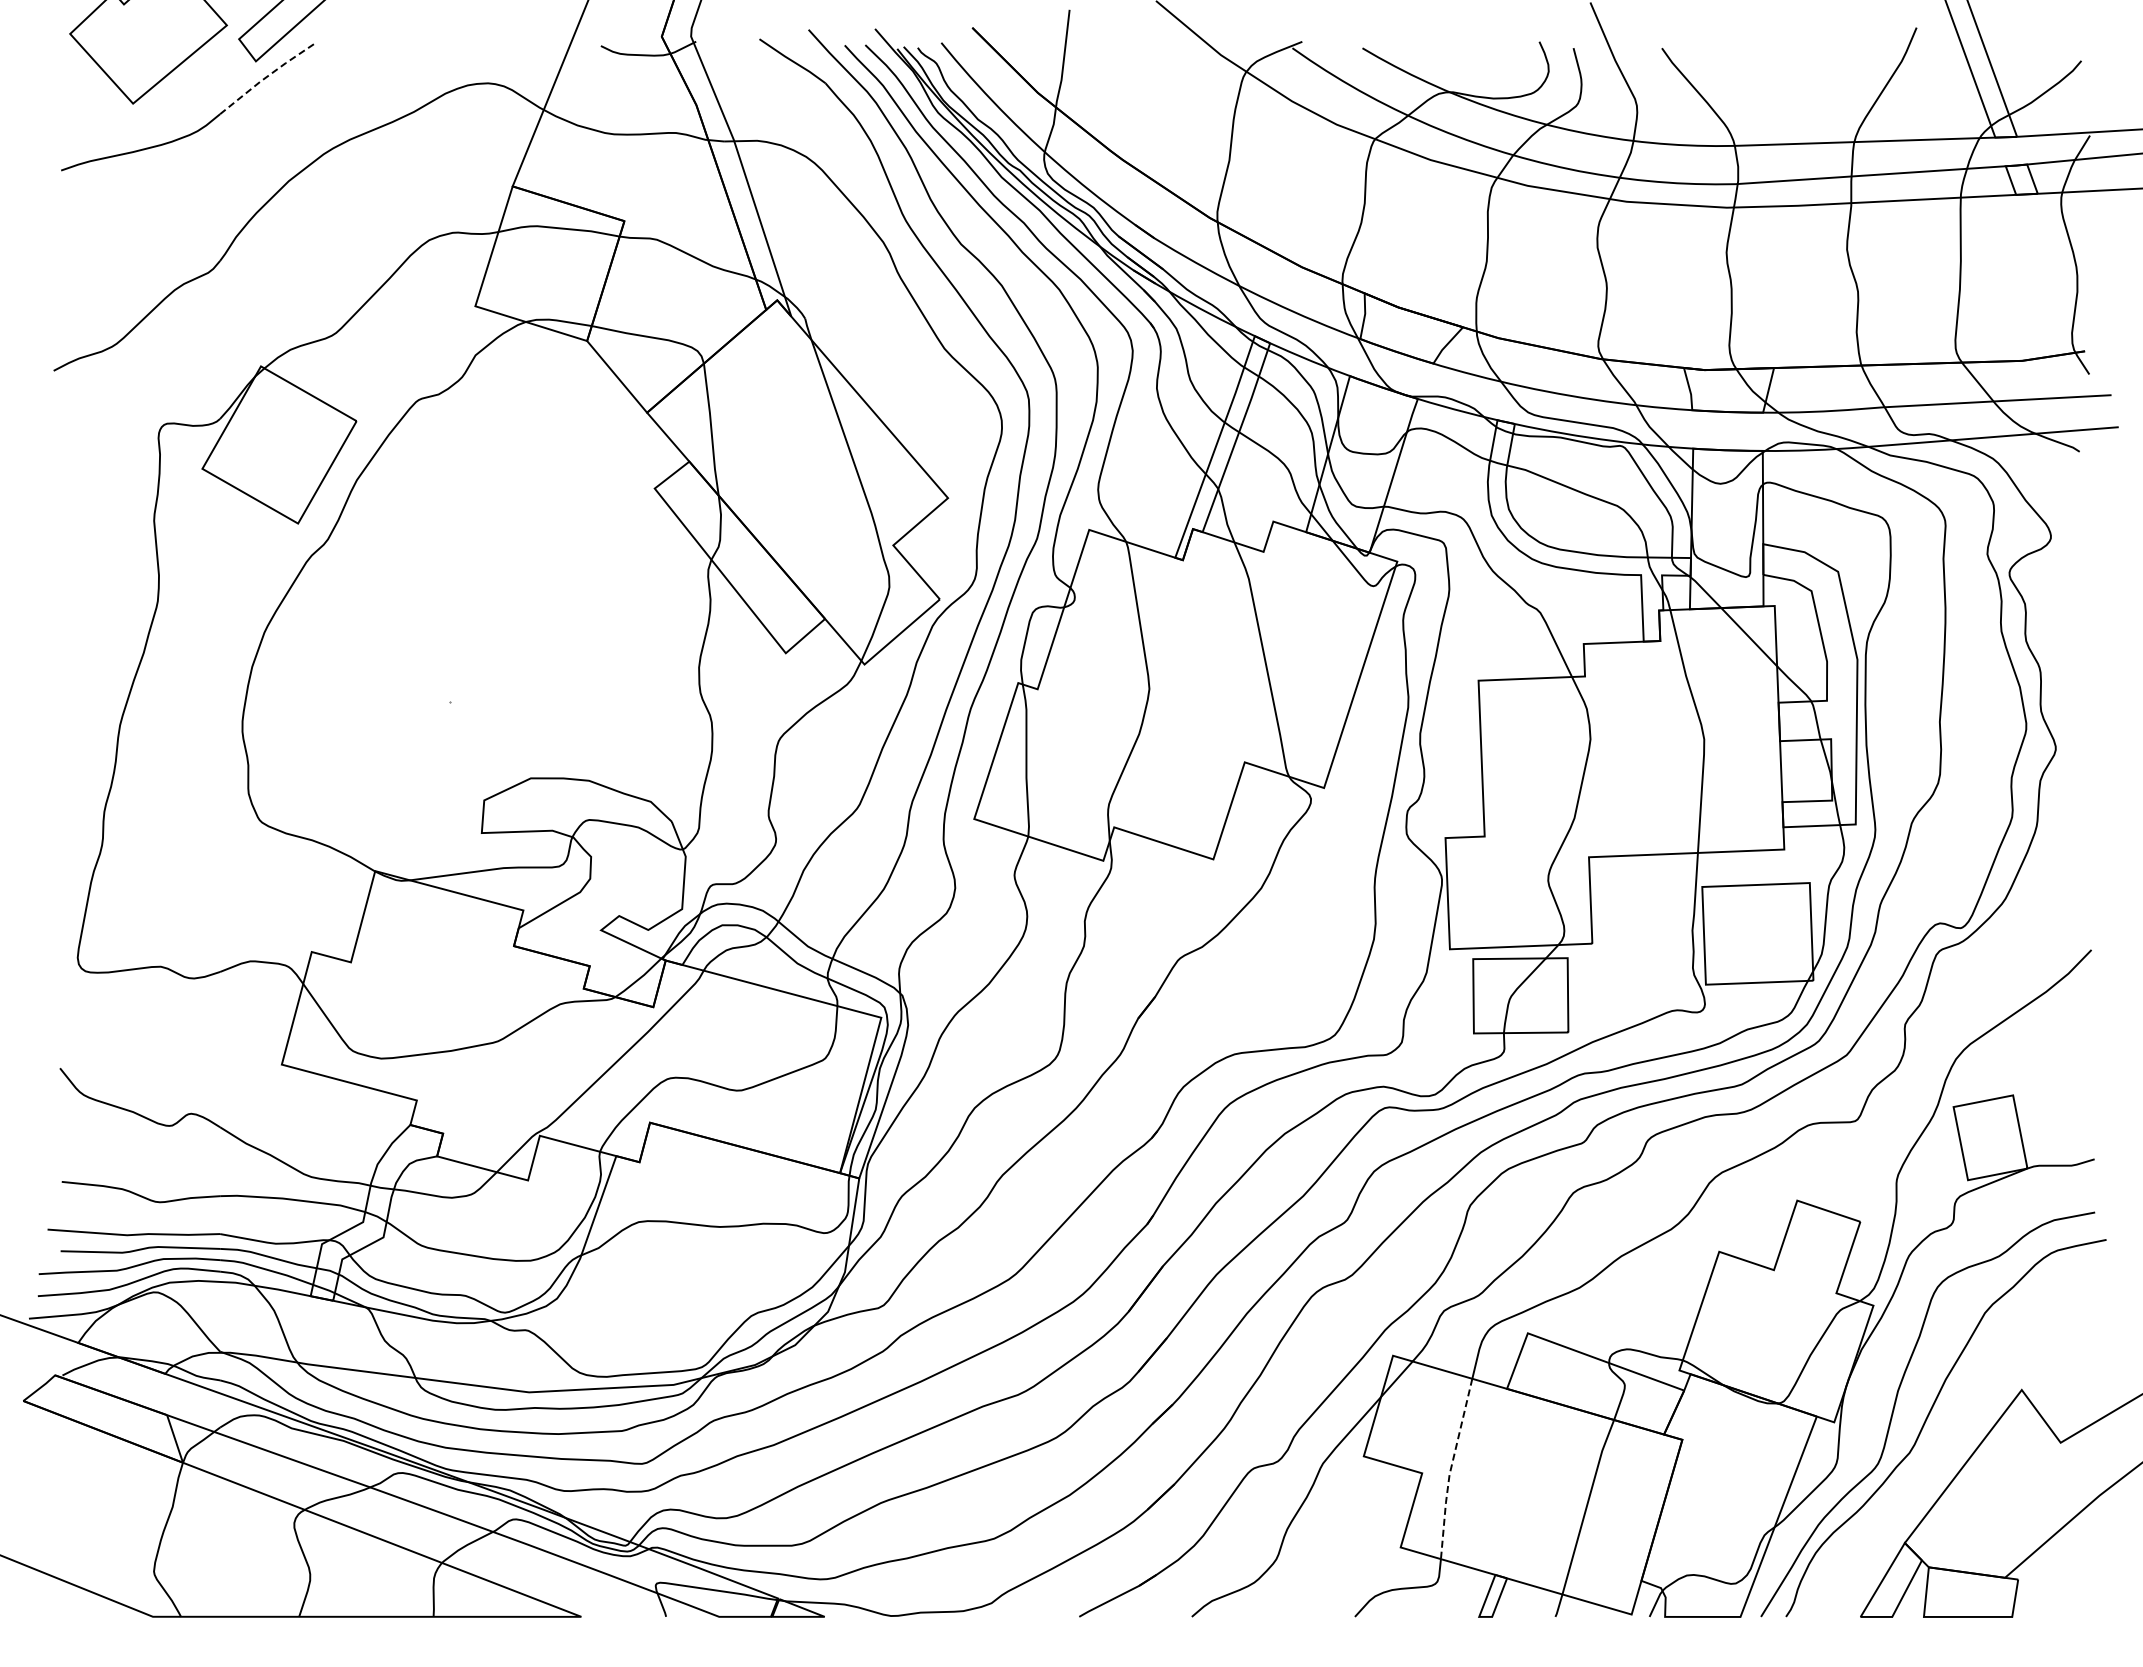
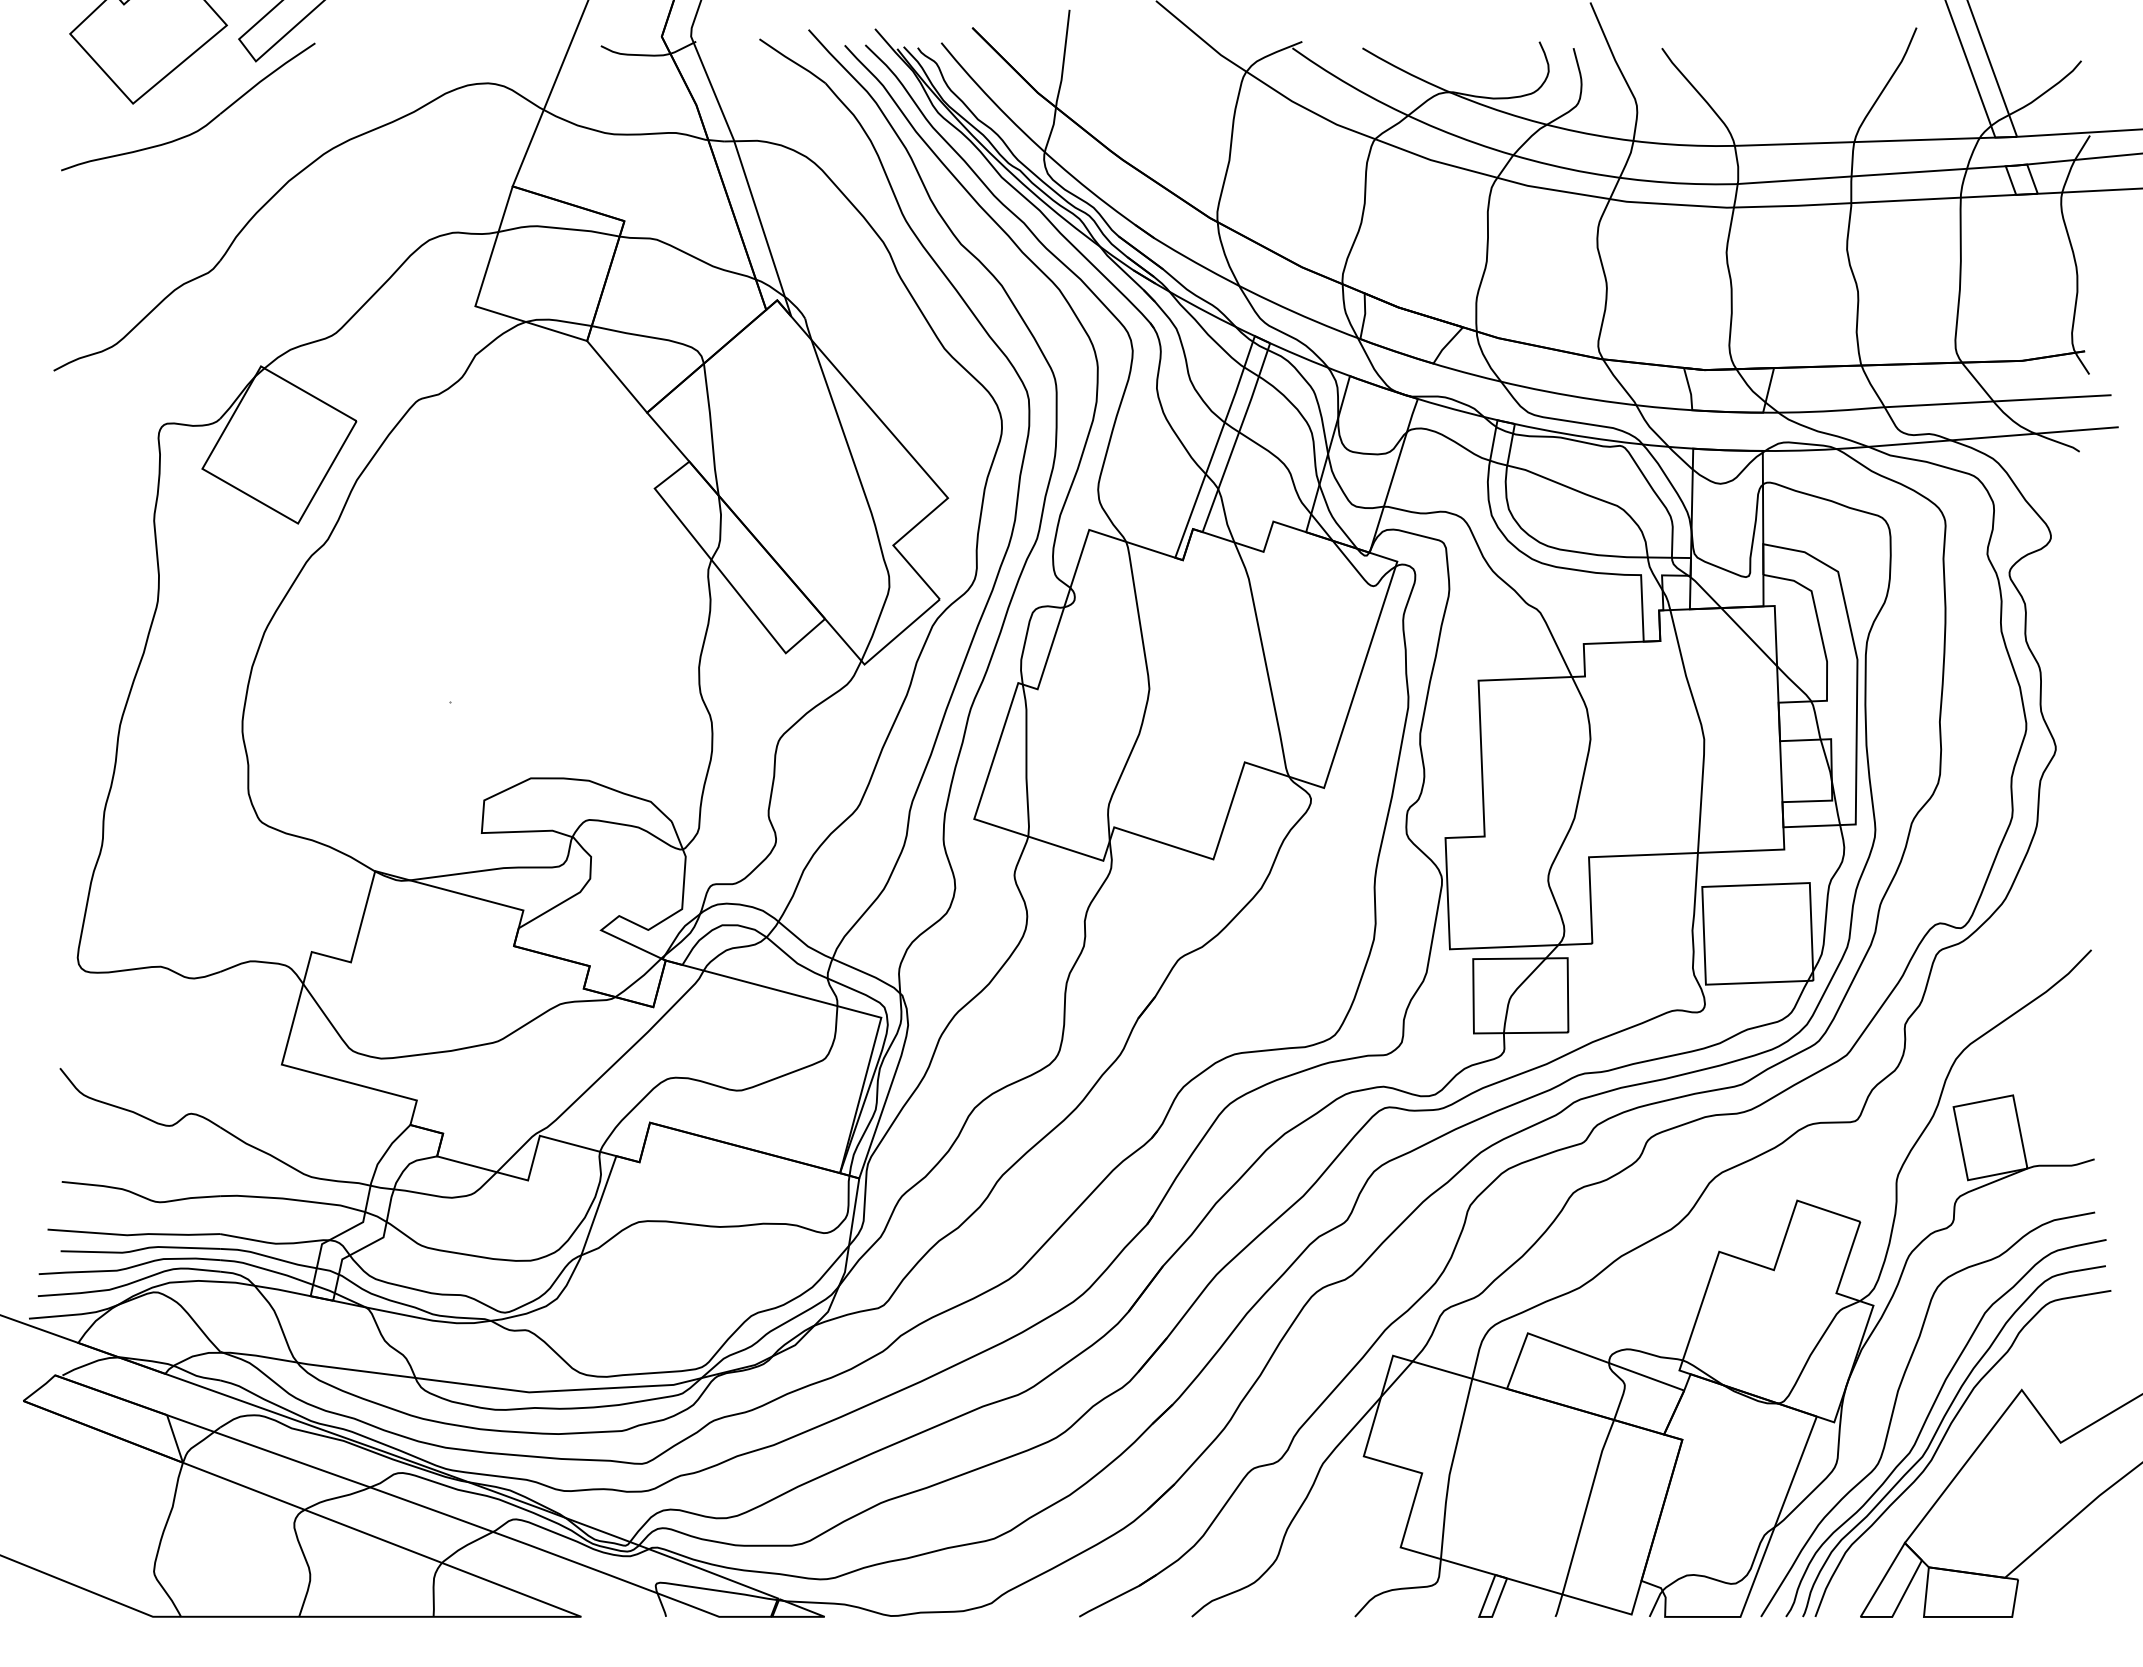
line: dashed -> solid (266, 77)
part: none -> present (1945, 1436)
line: dashed -> solid (1450, 1470)
